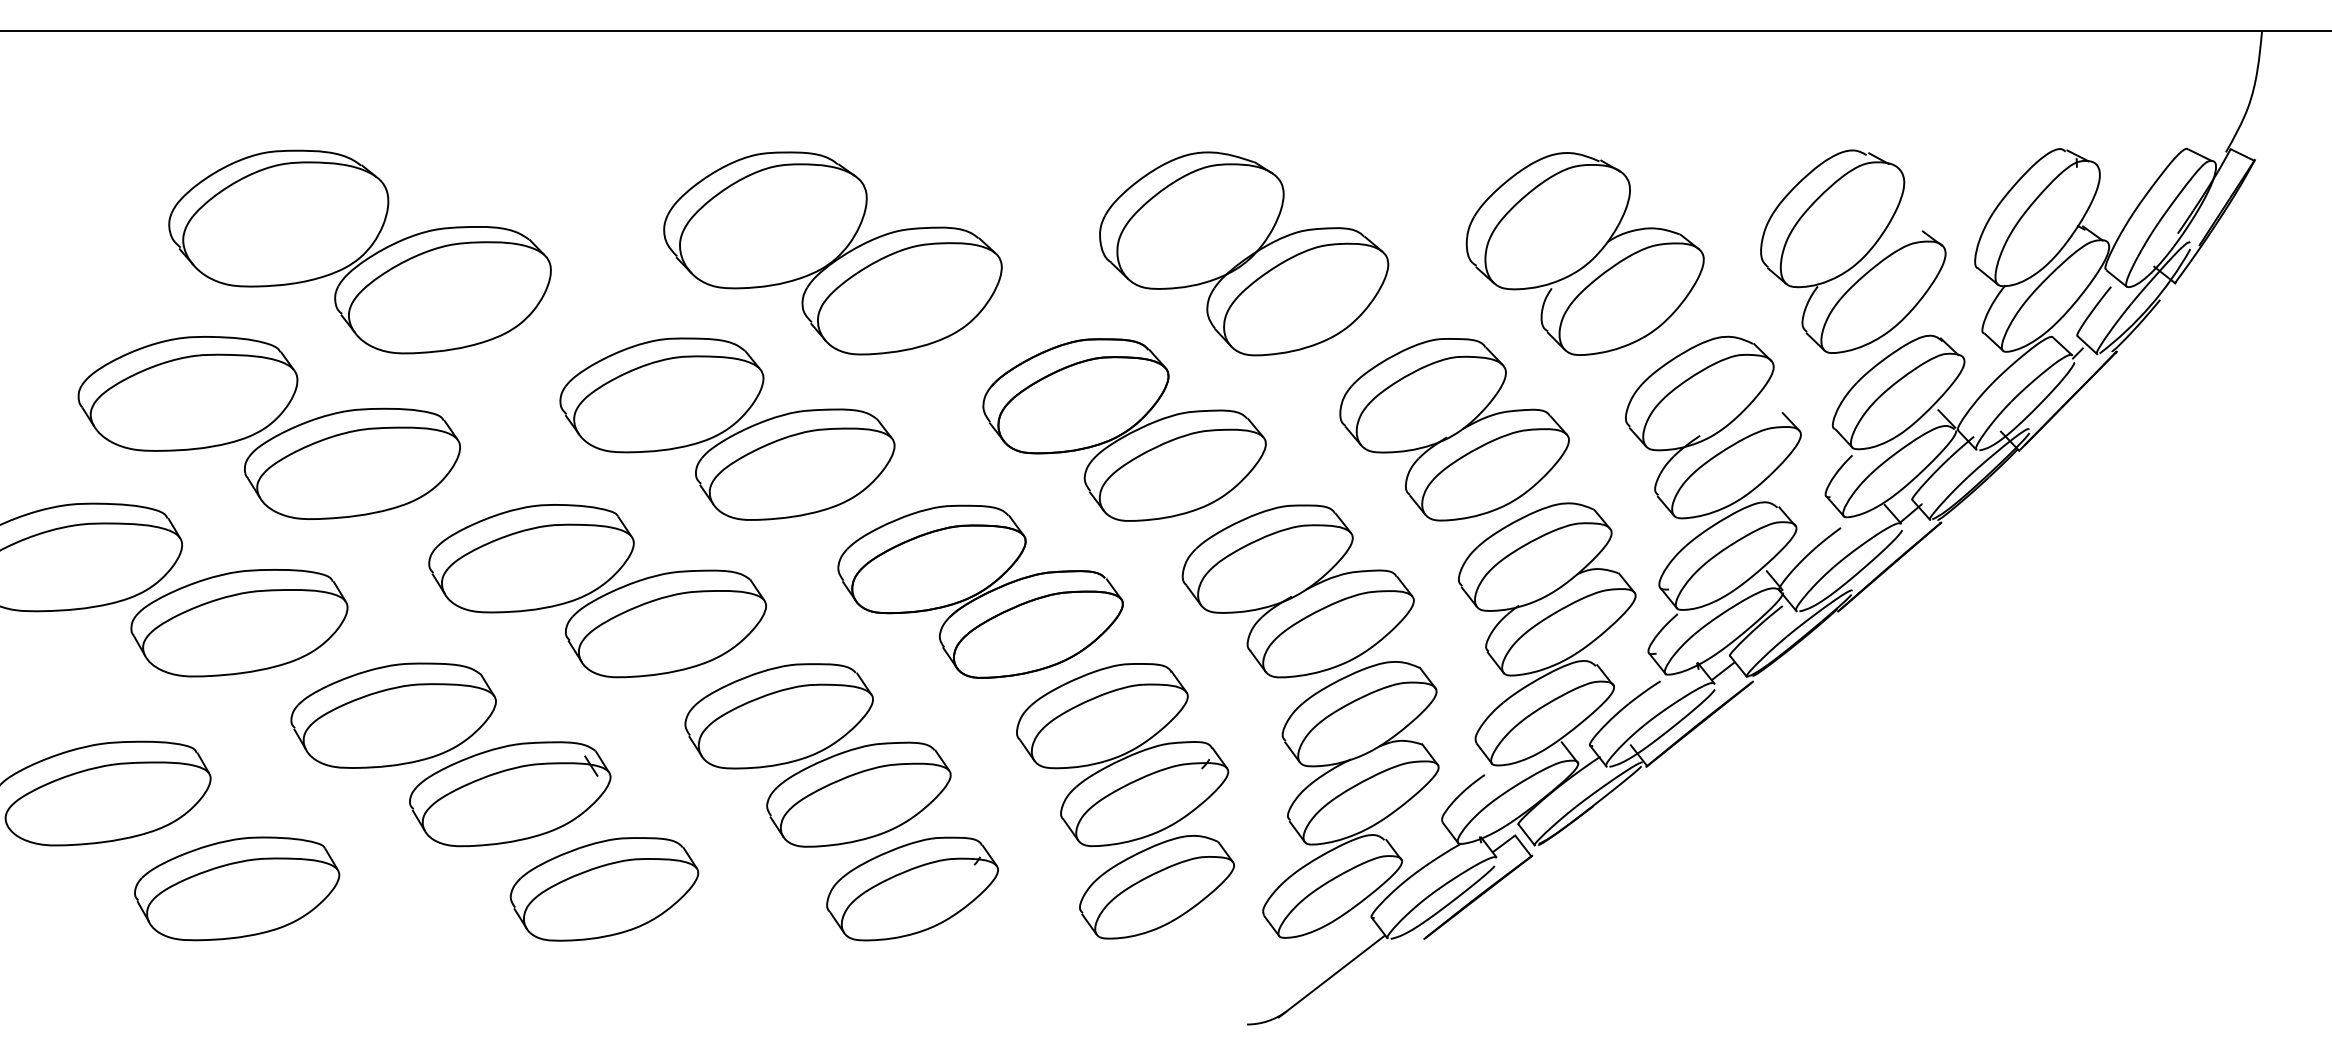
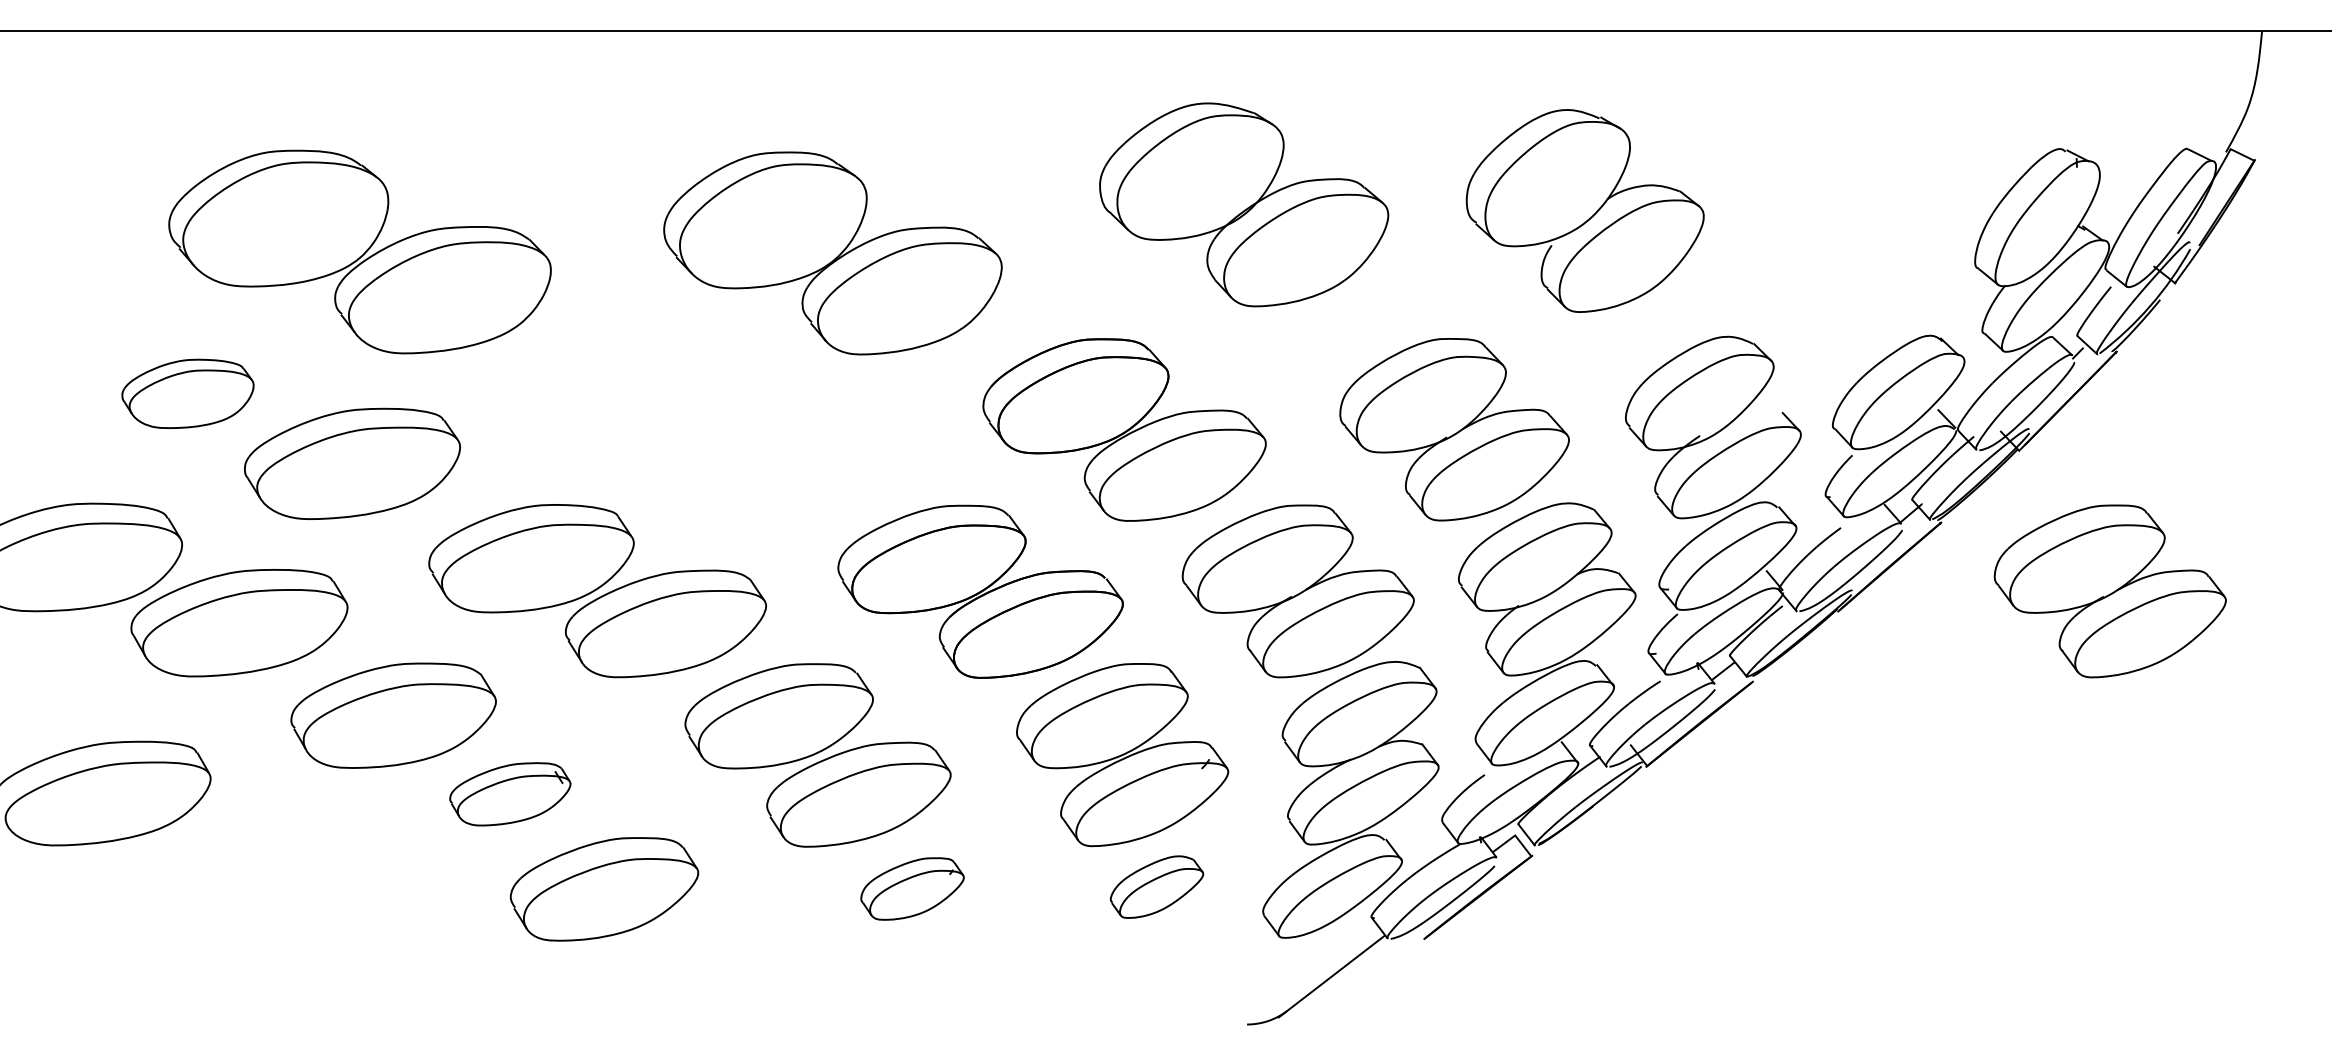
part: present -> none (1853, 251)
part position: (1244, 253) -> (1244, 204) (1244, 204)
part position: (1584, 253) -> (1584, 210) (1584, 210)
part size: 222x116 px -> 134x71 px (187, 393)
part: present -> none (727, 428)
part: none -> present (2109, 591)
part size: 203x107 px -> 123x65 px (510, 794)
part size: 156x106 px -> 96x64 px (1156, 886)
part: present -> none (237, 888)
part size: 173x106 px -> 105x64 px (912, 888)
